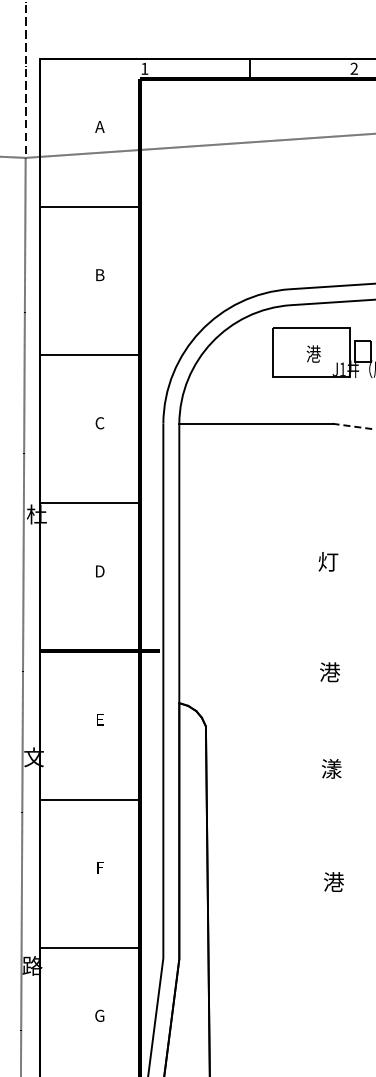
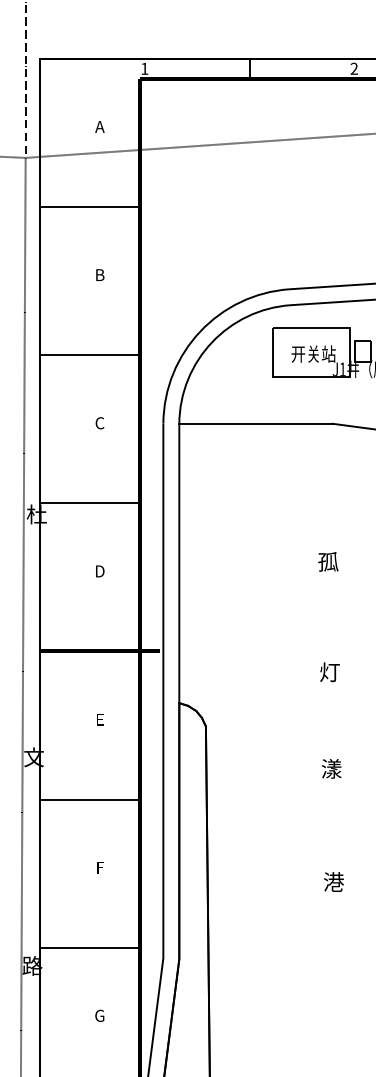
text: 港 -> 开关站 (313, 353)
line: dashed -> solid (354, 426)
text: 灯 -> 孤 (328, 561)
text: 港 -> 灯 (329, 672)
